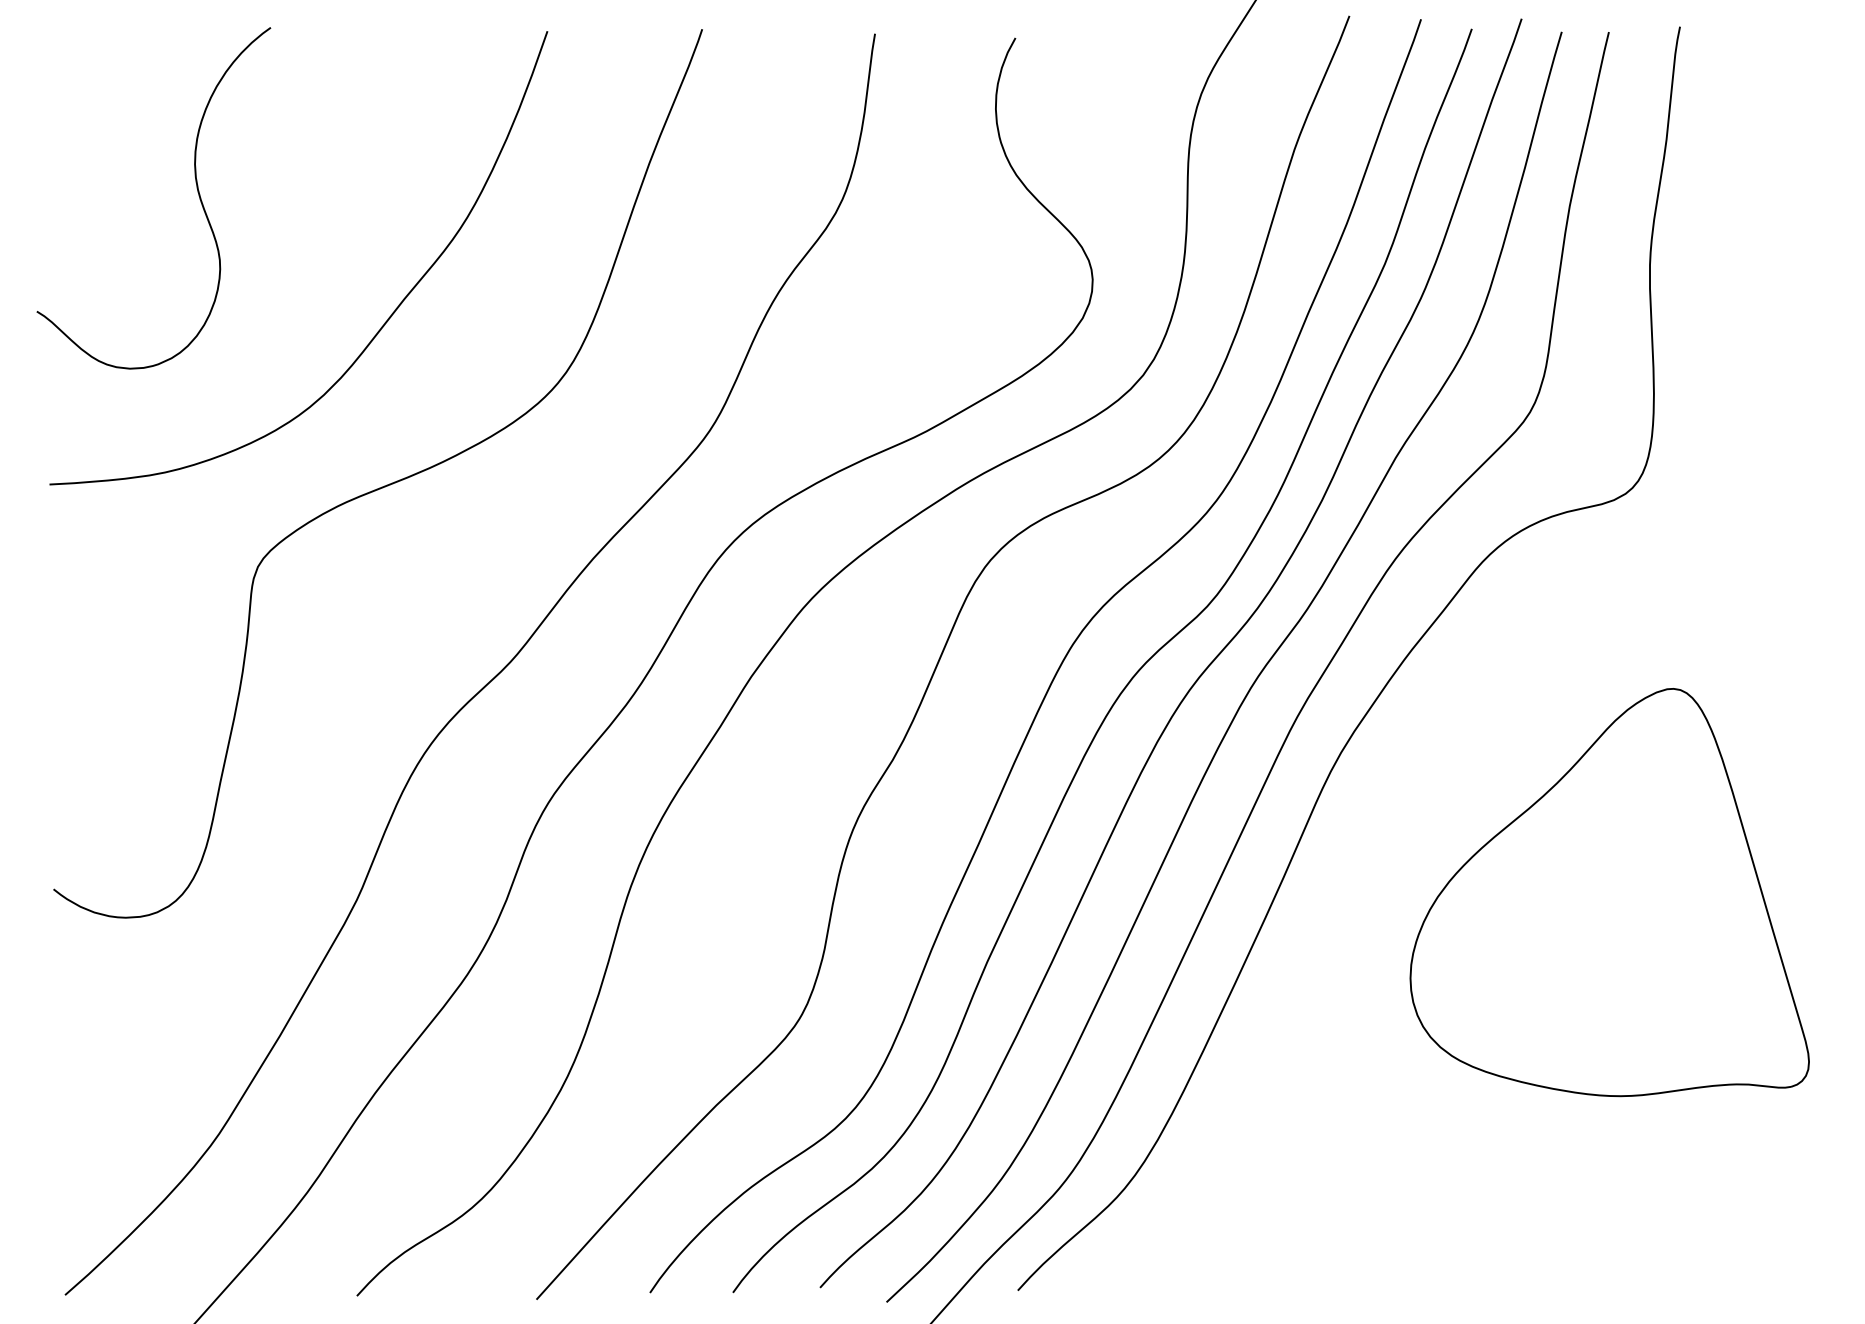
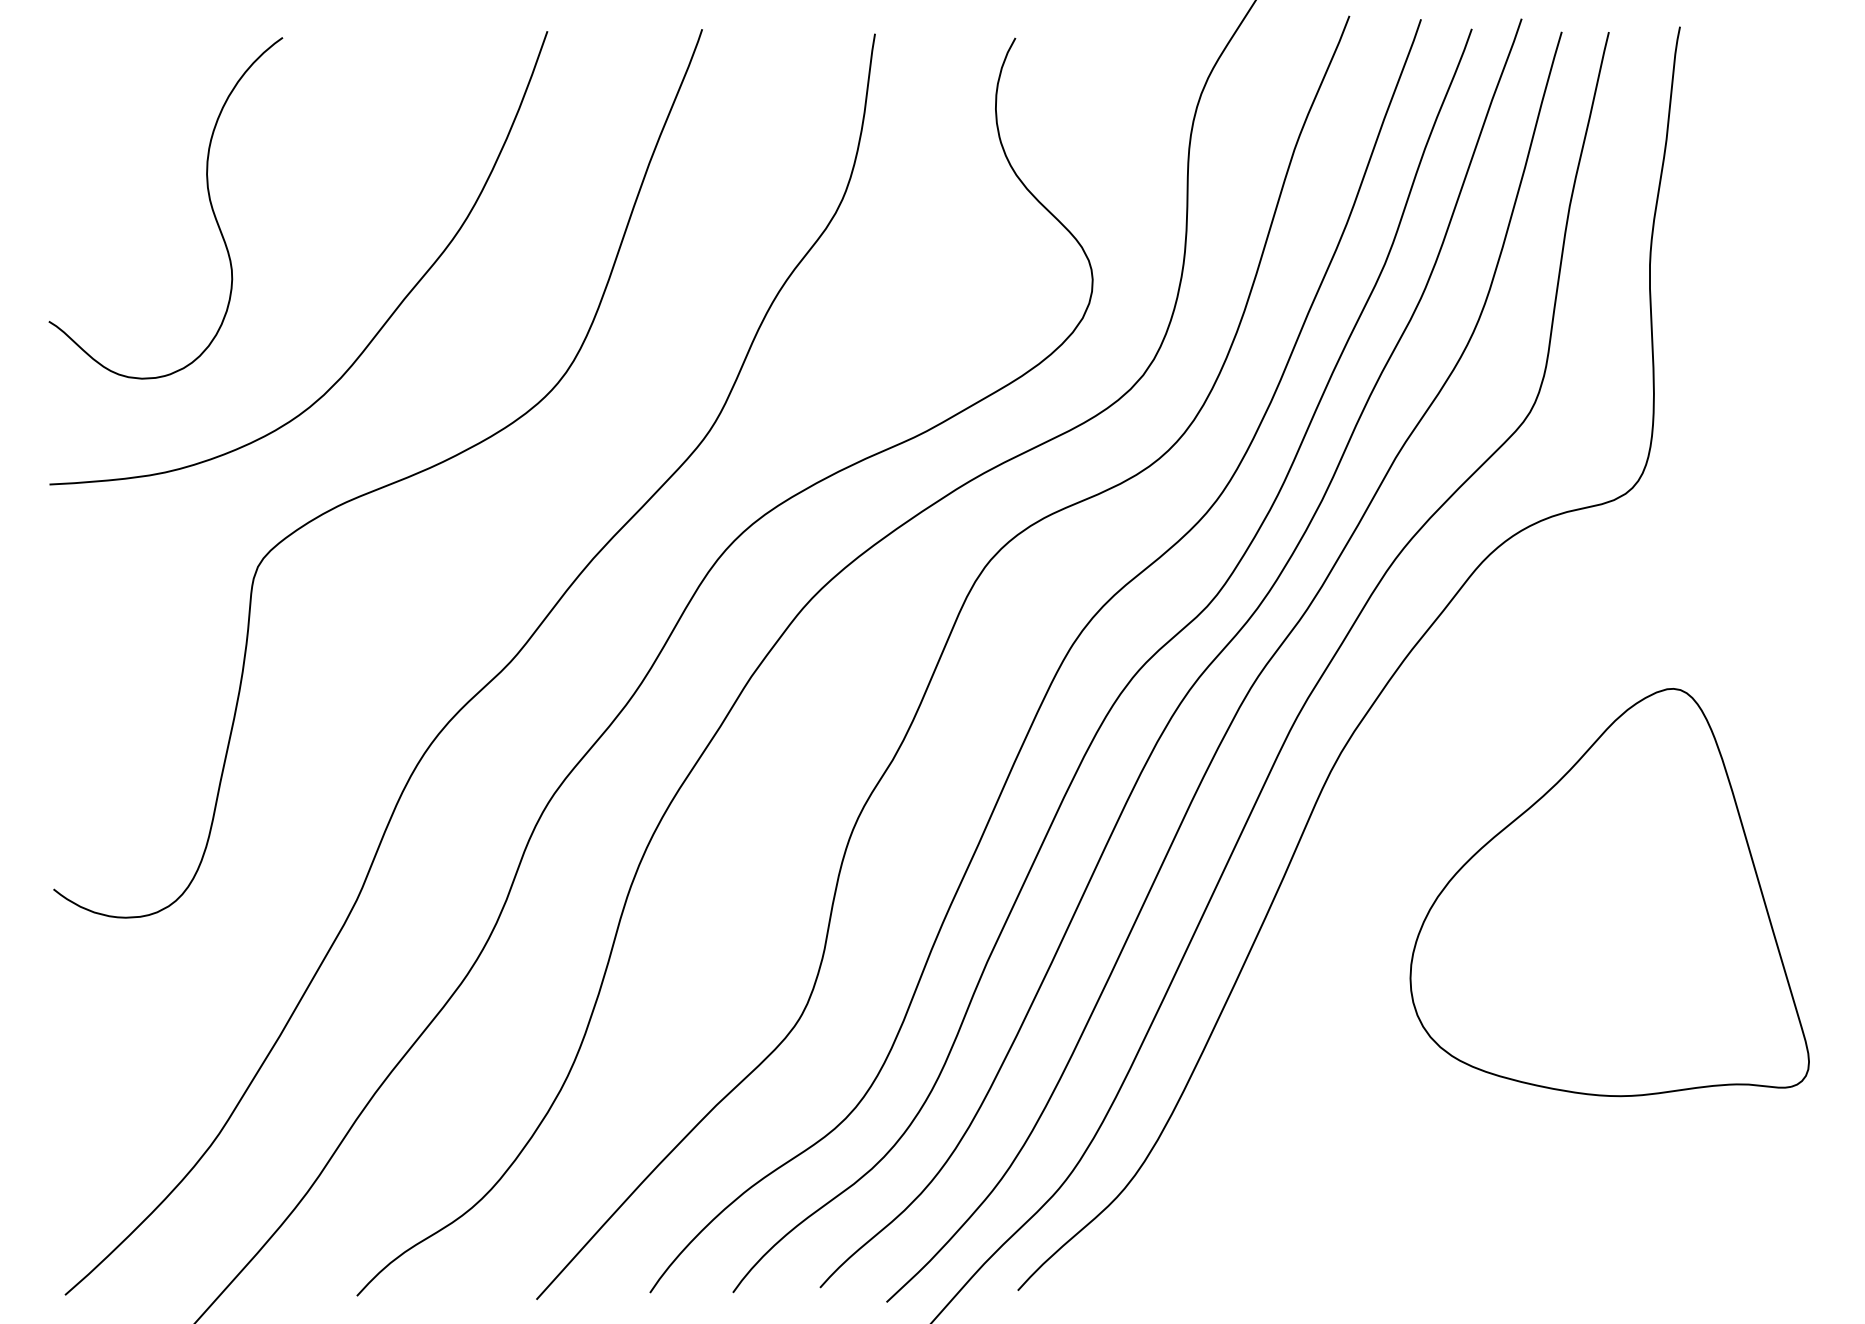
curve position: (196, 188) -> (208, 198) (208, 198)
